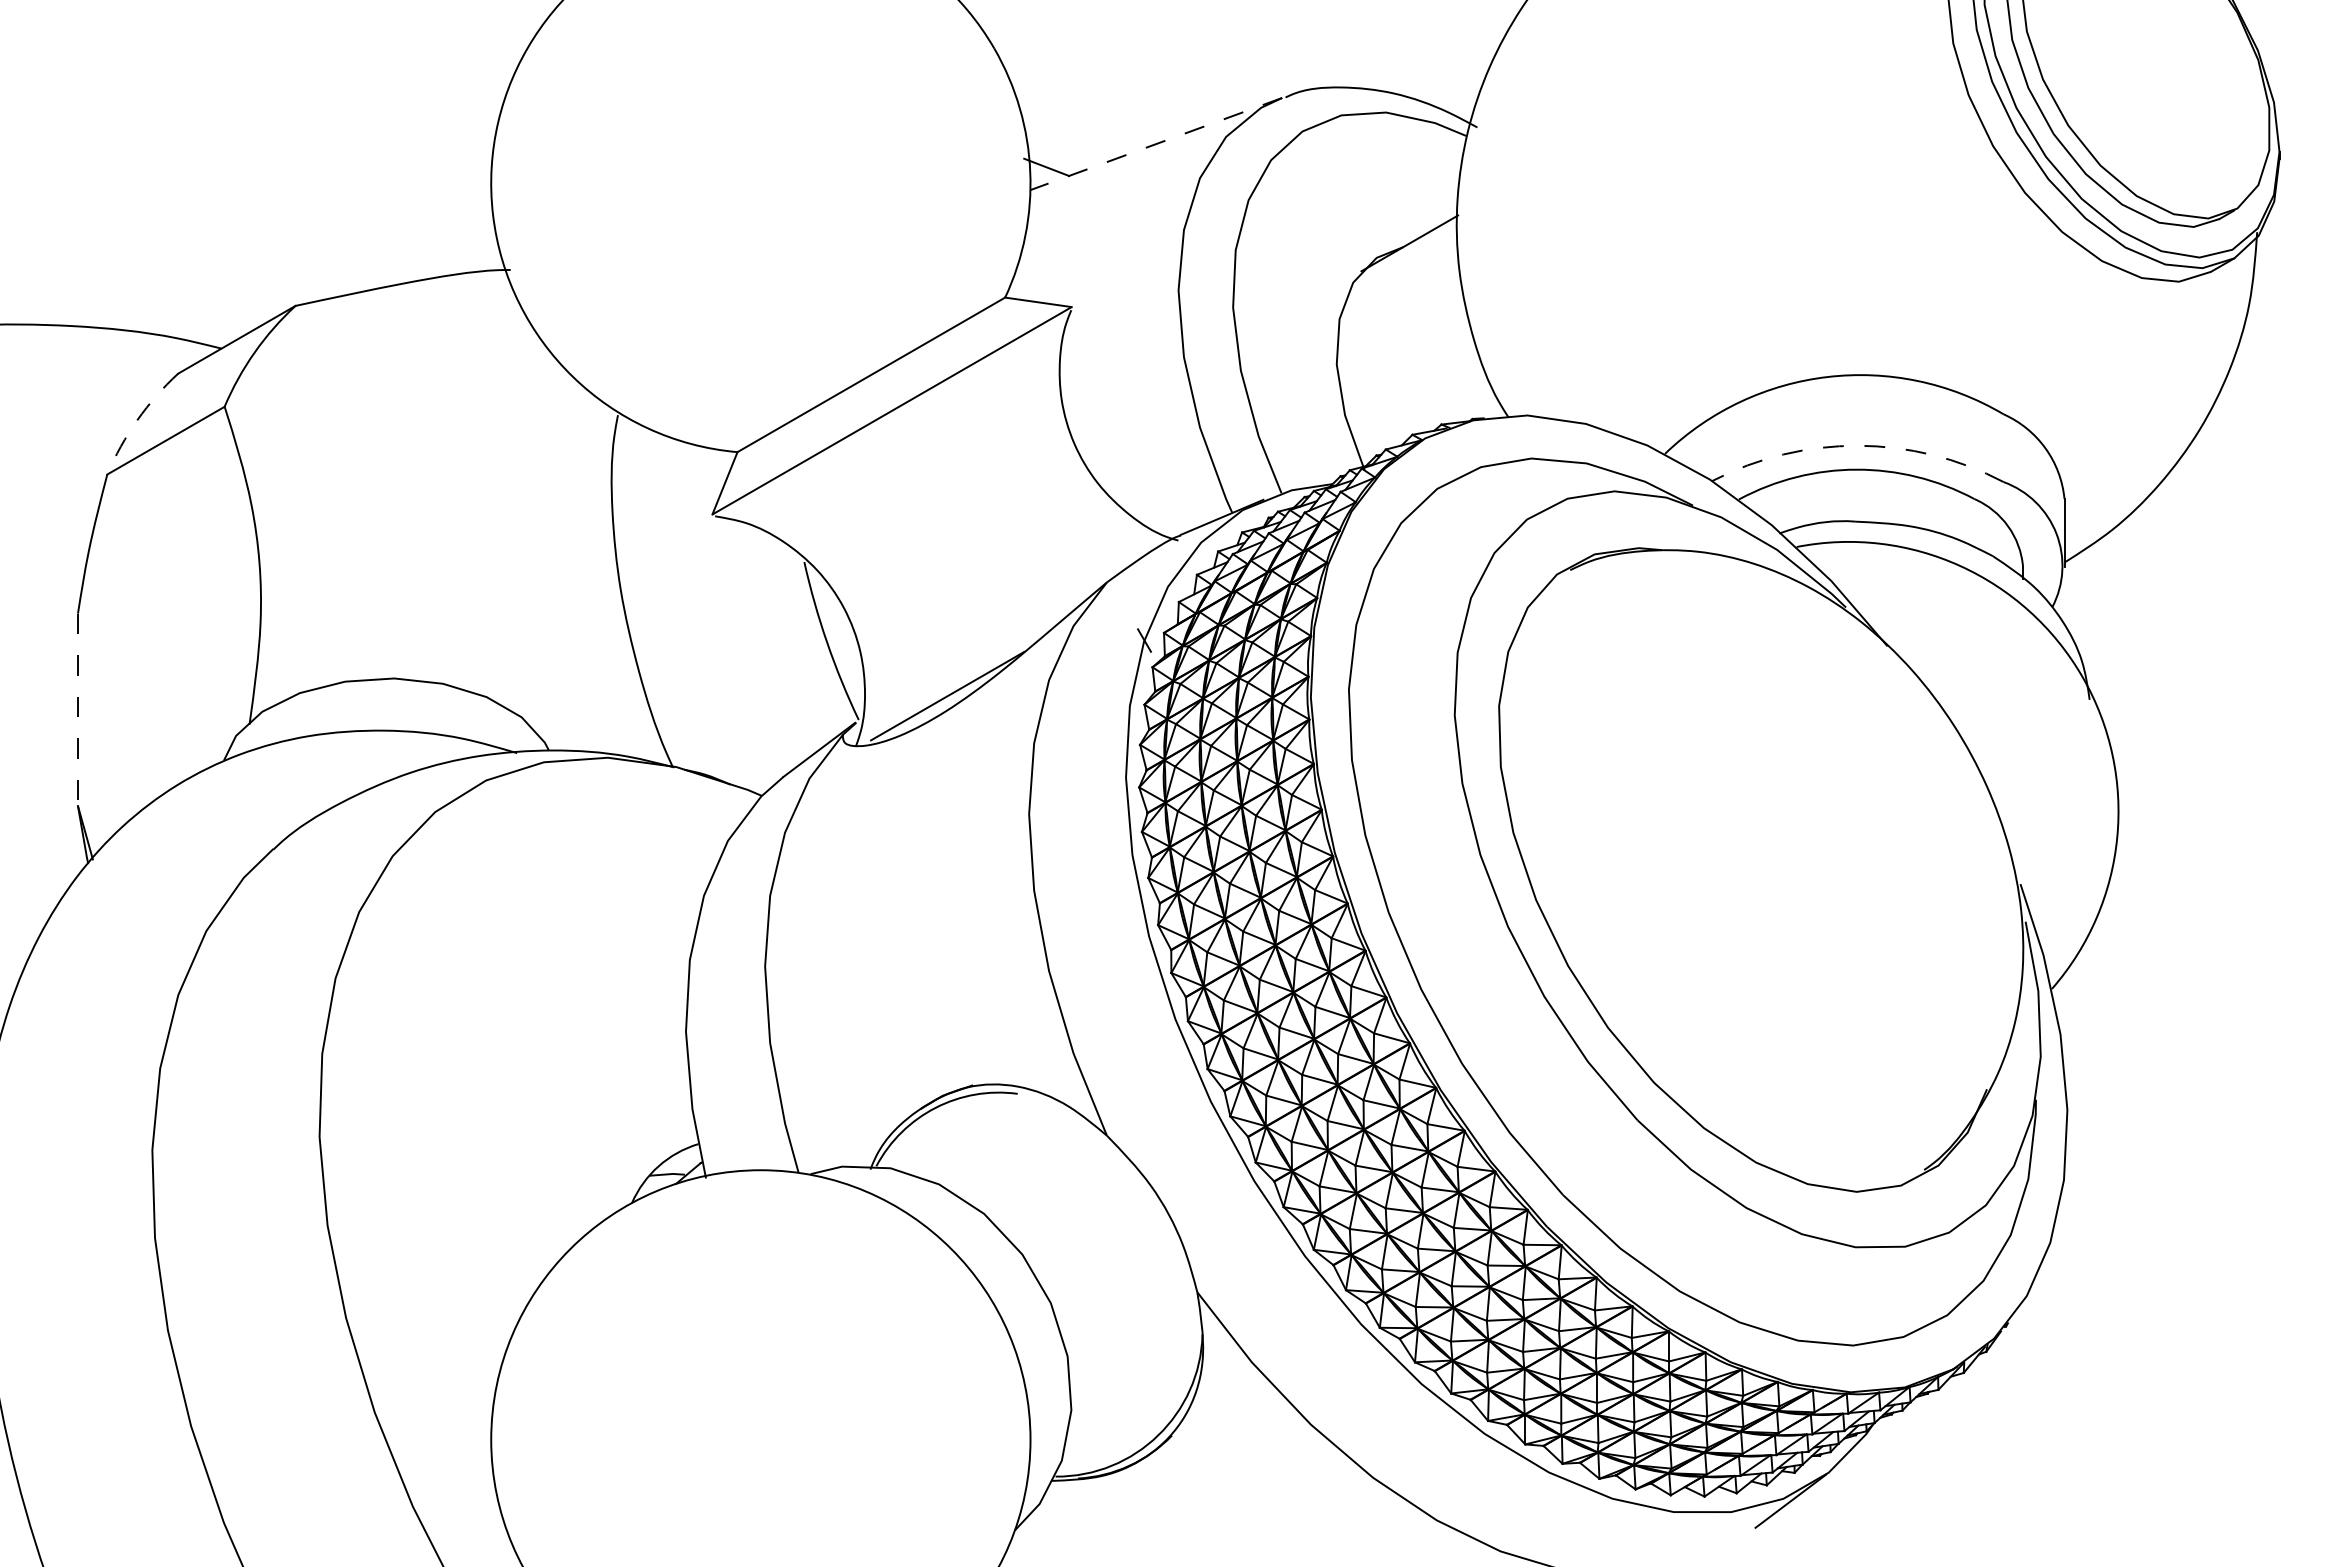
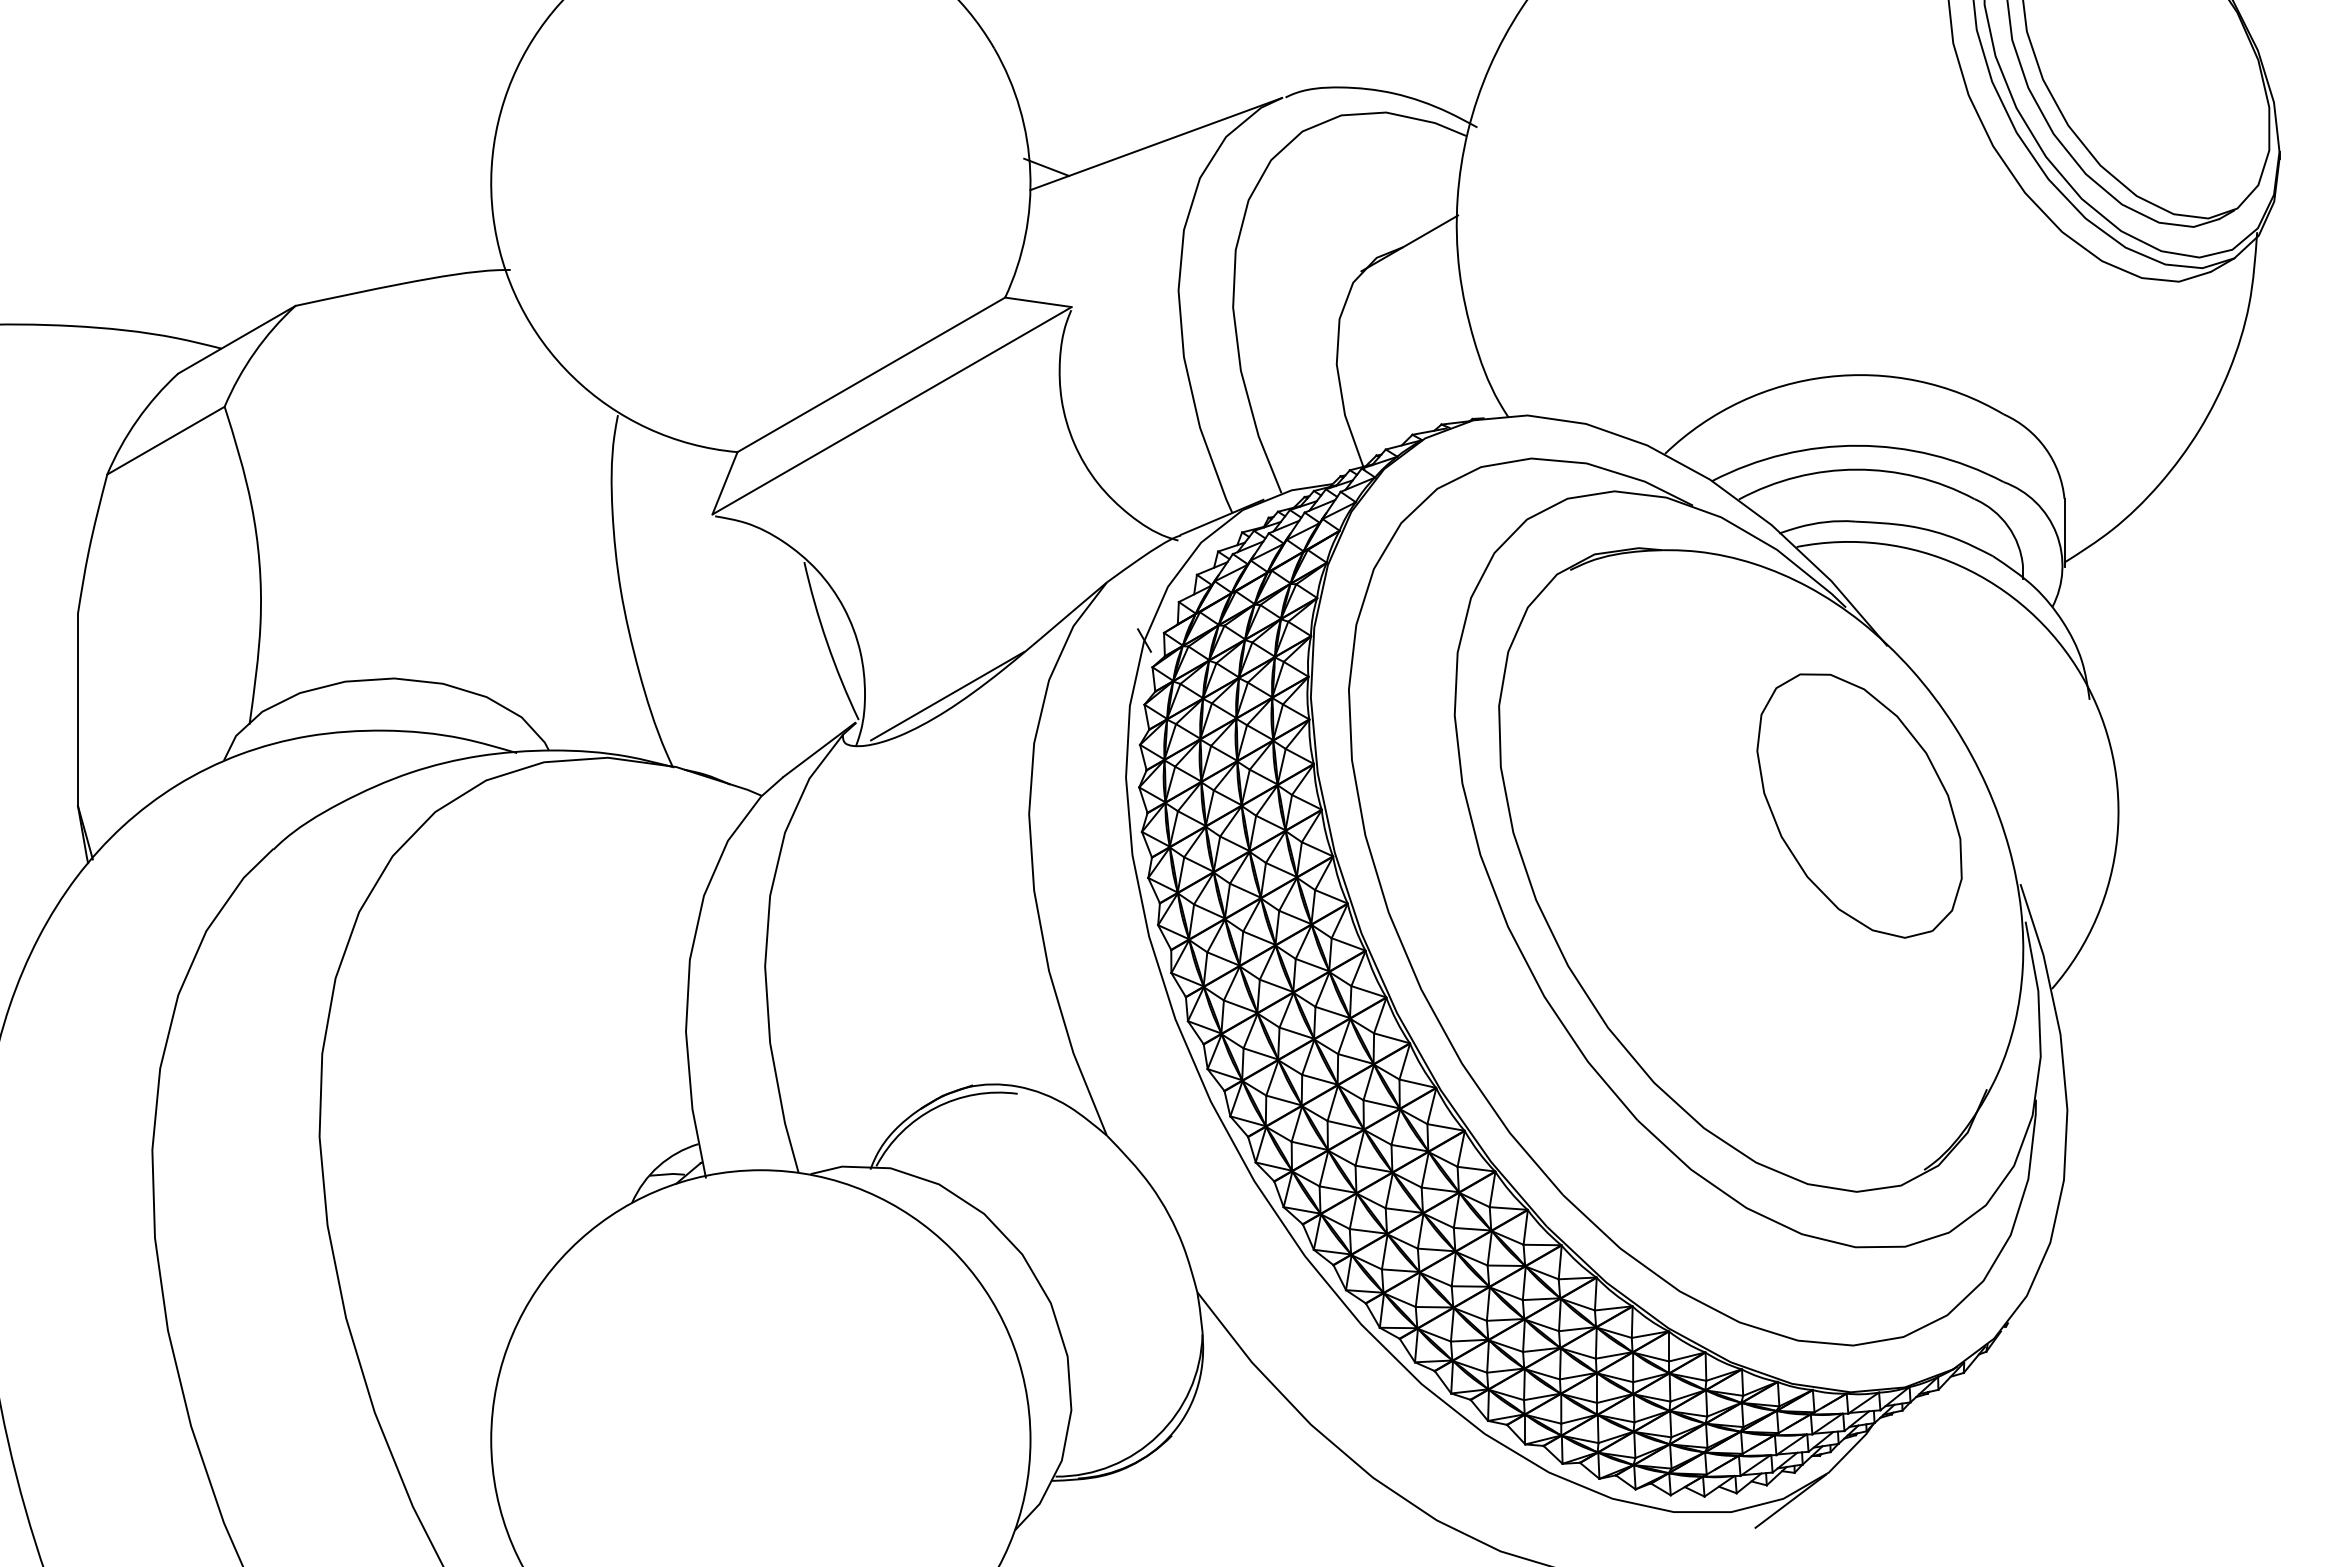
line: dashed -> solid (1155, 144)
arc: dashed -> solid (137, 420)
arc: dashed -> solid (1858, 445)
line: dashed -> solid (77, 710)
part: none -> present (1859, 805)
